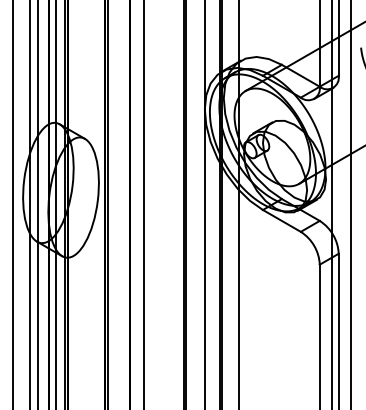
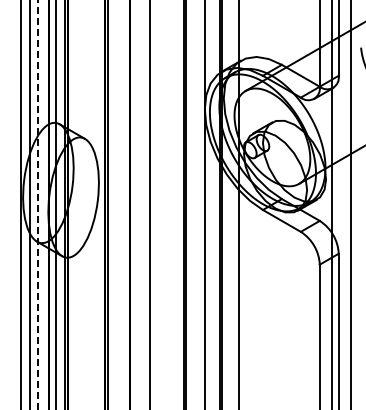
line position: (12, 204) -> (20, 204) (20, 204)
line position: (143, 204) -> (149, 204) (149, 204)
line: solid -> dashed (38, 205)
